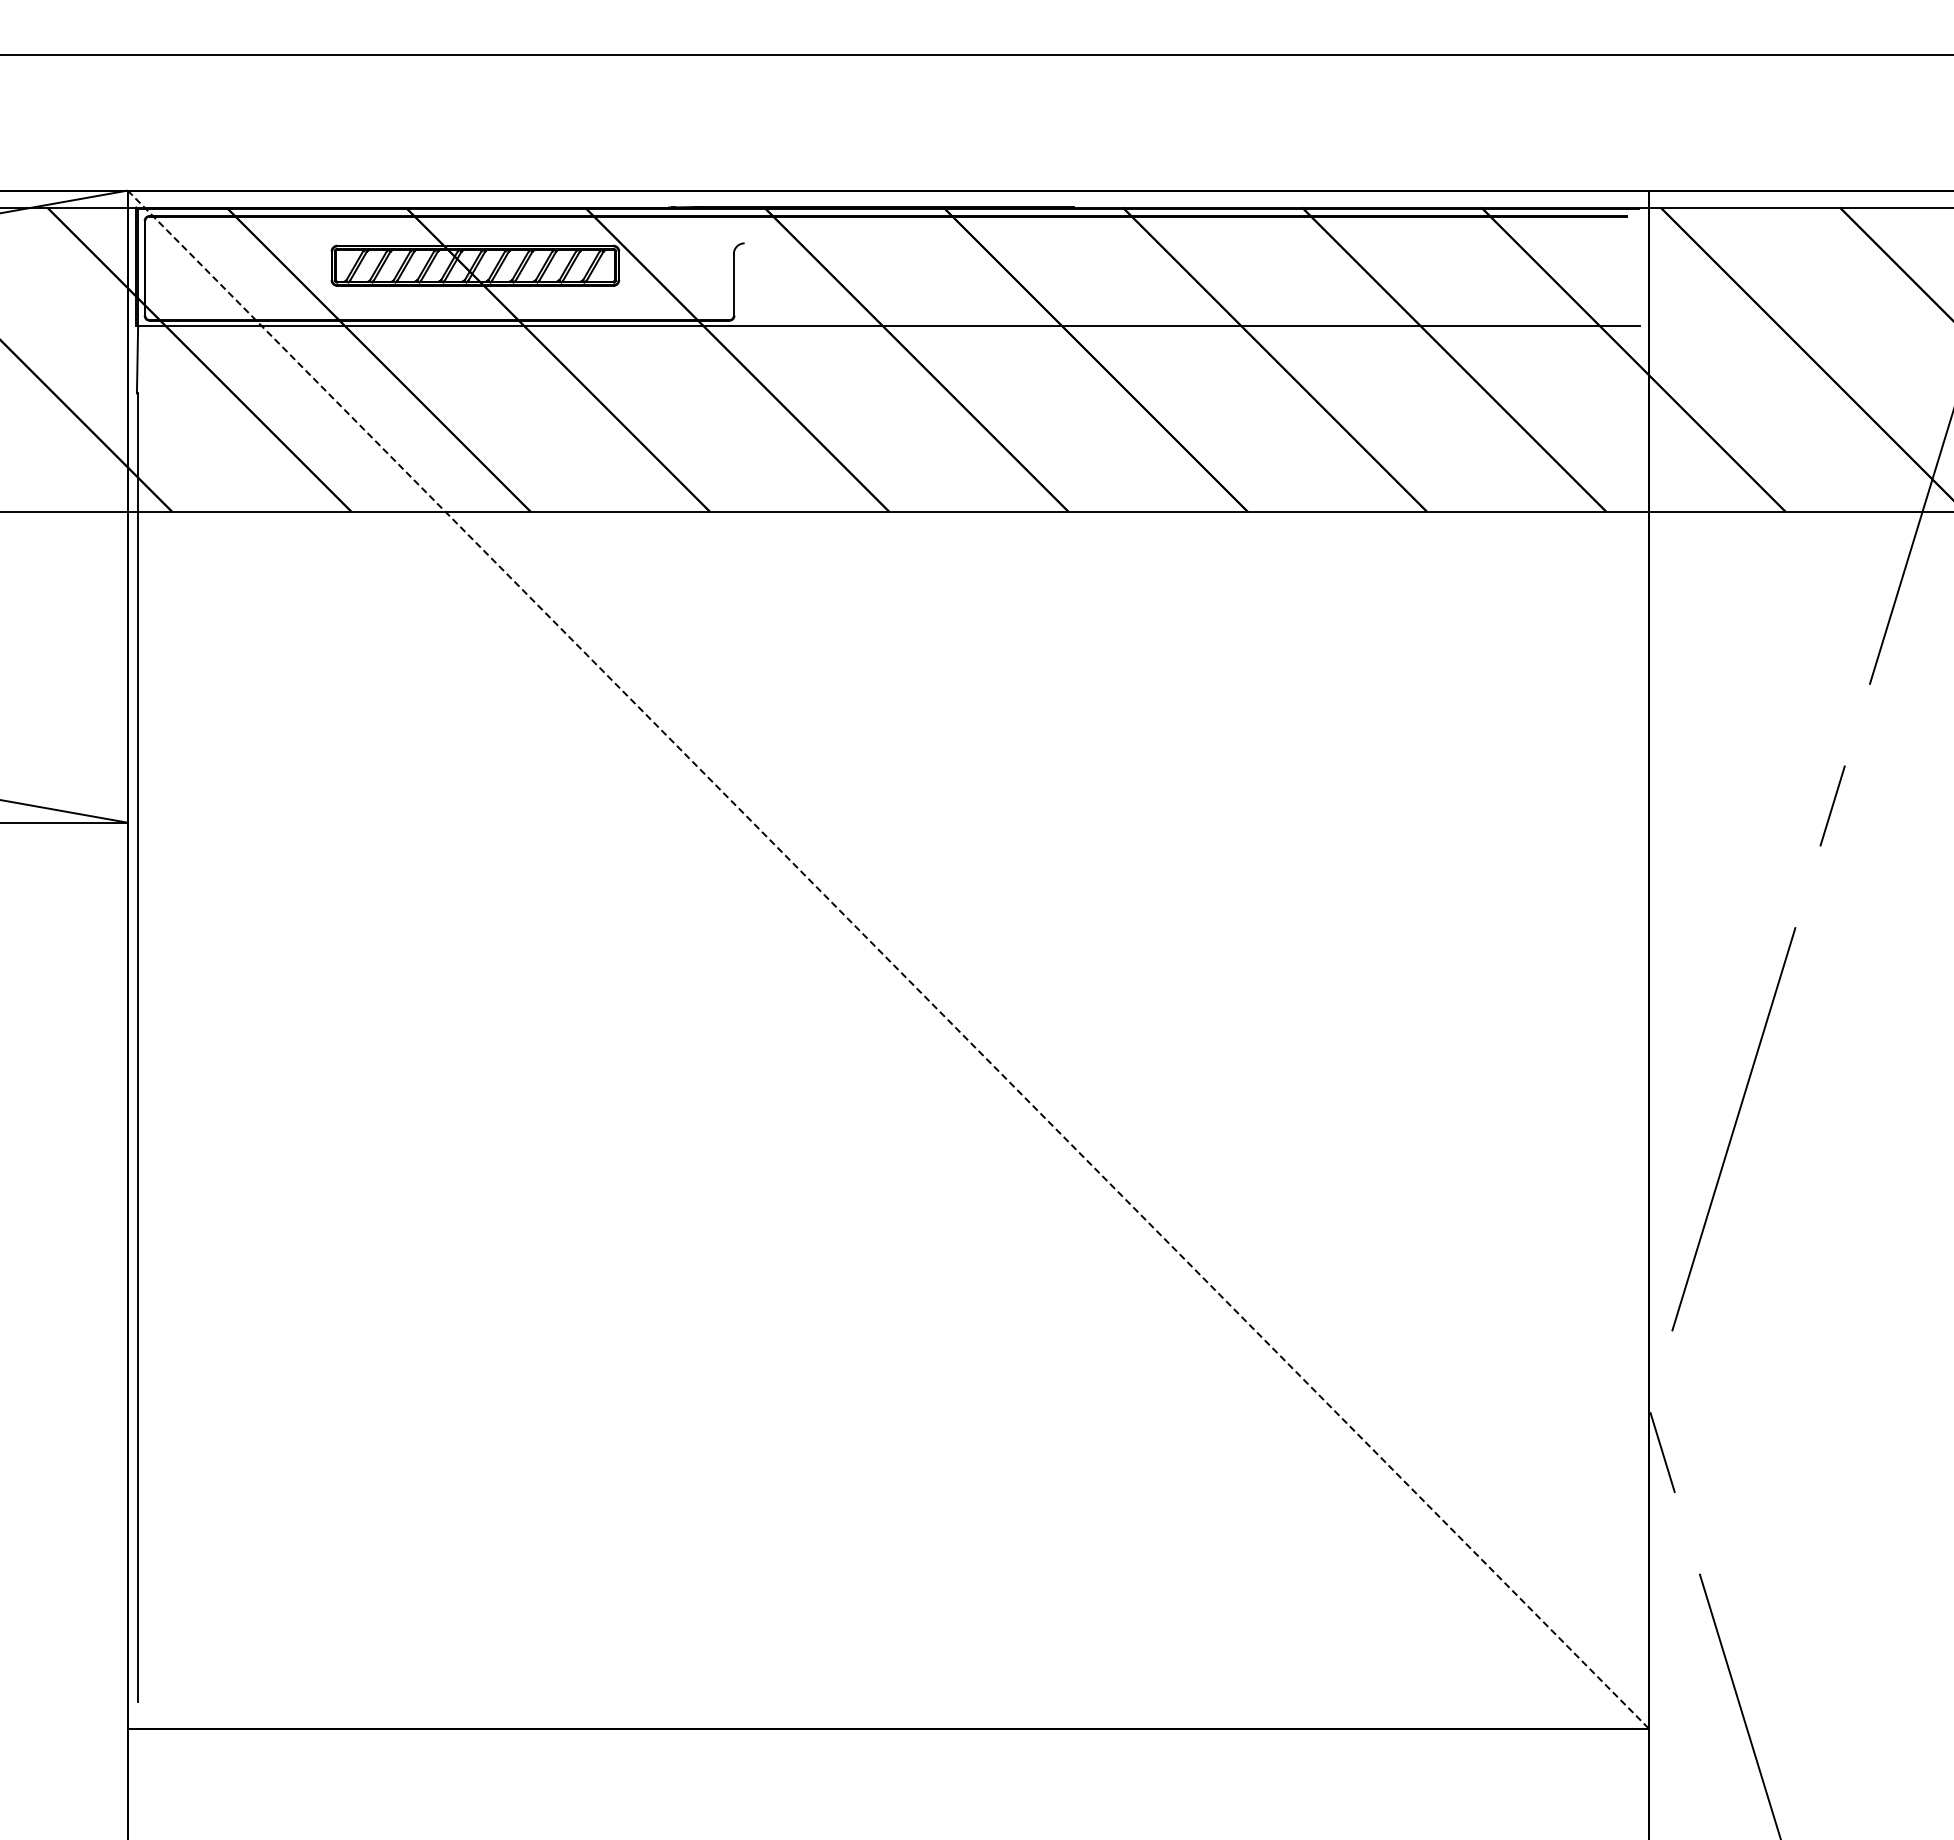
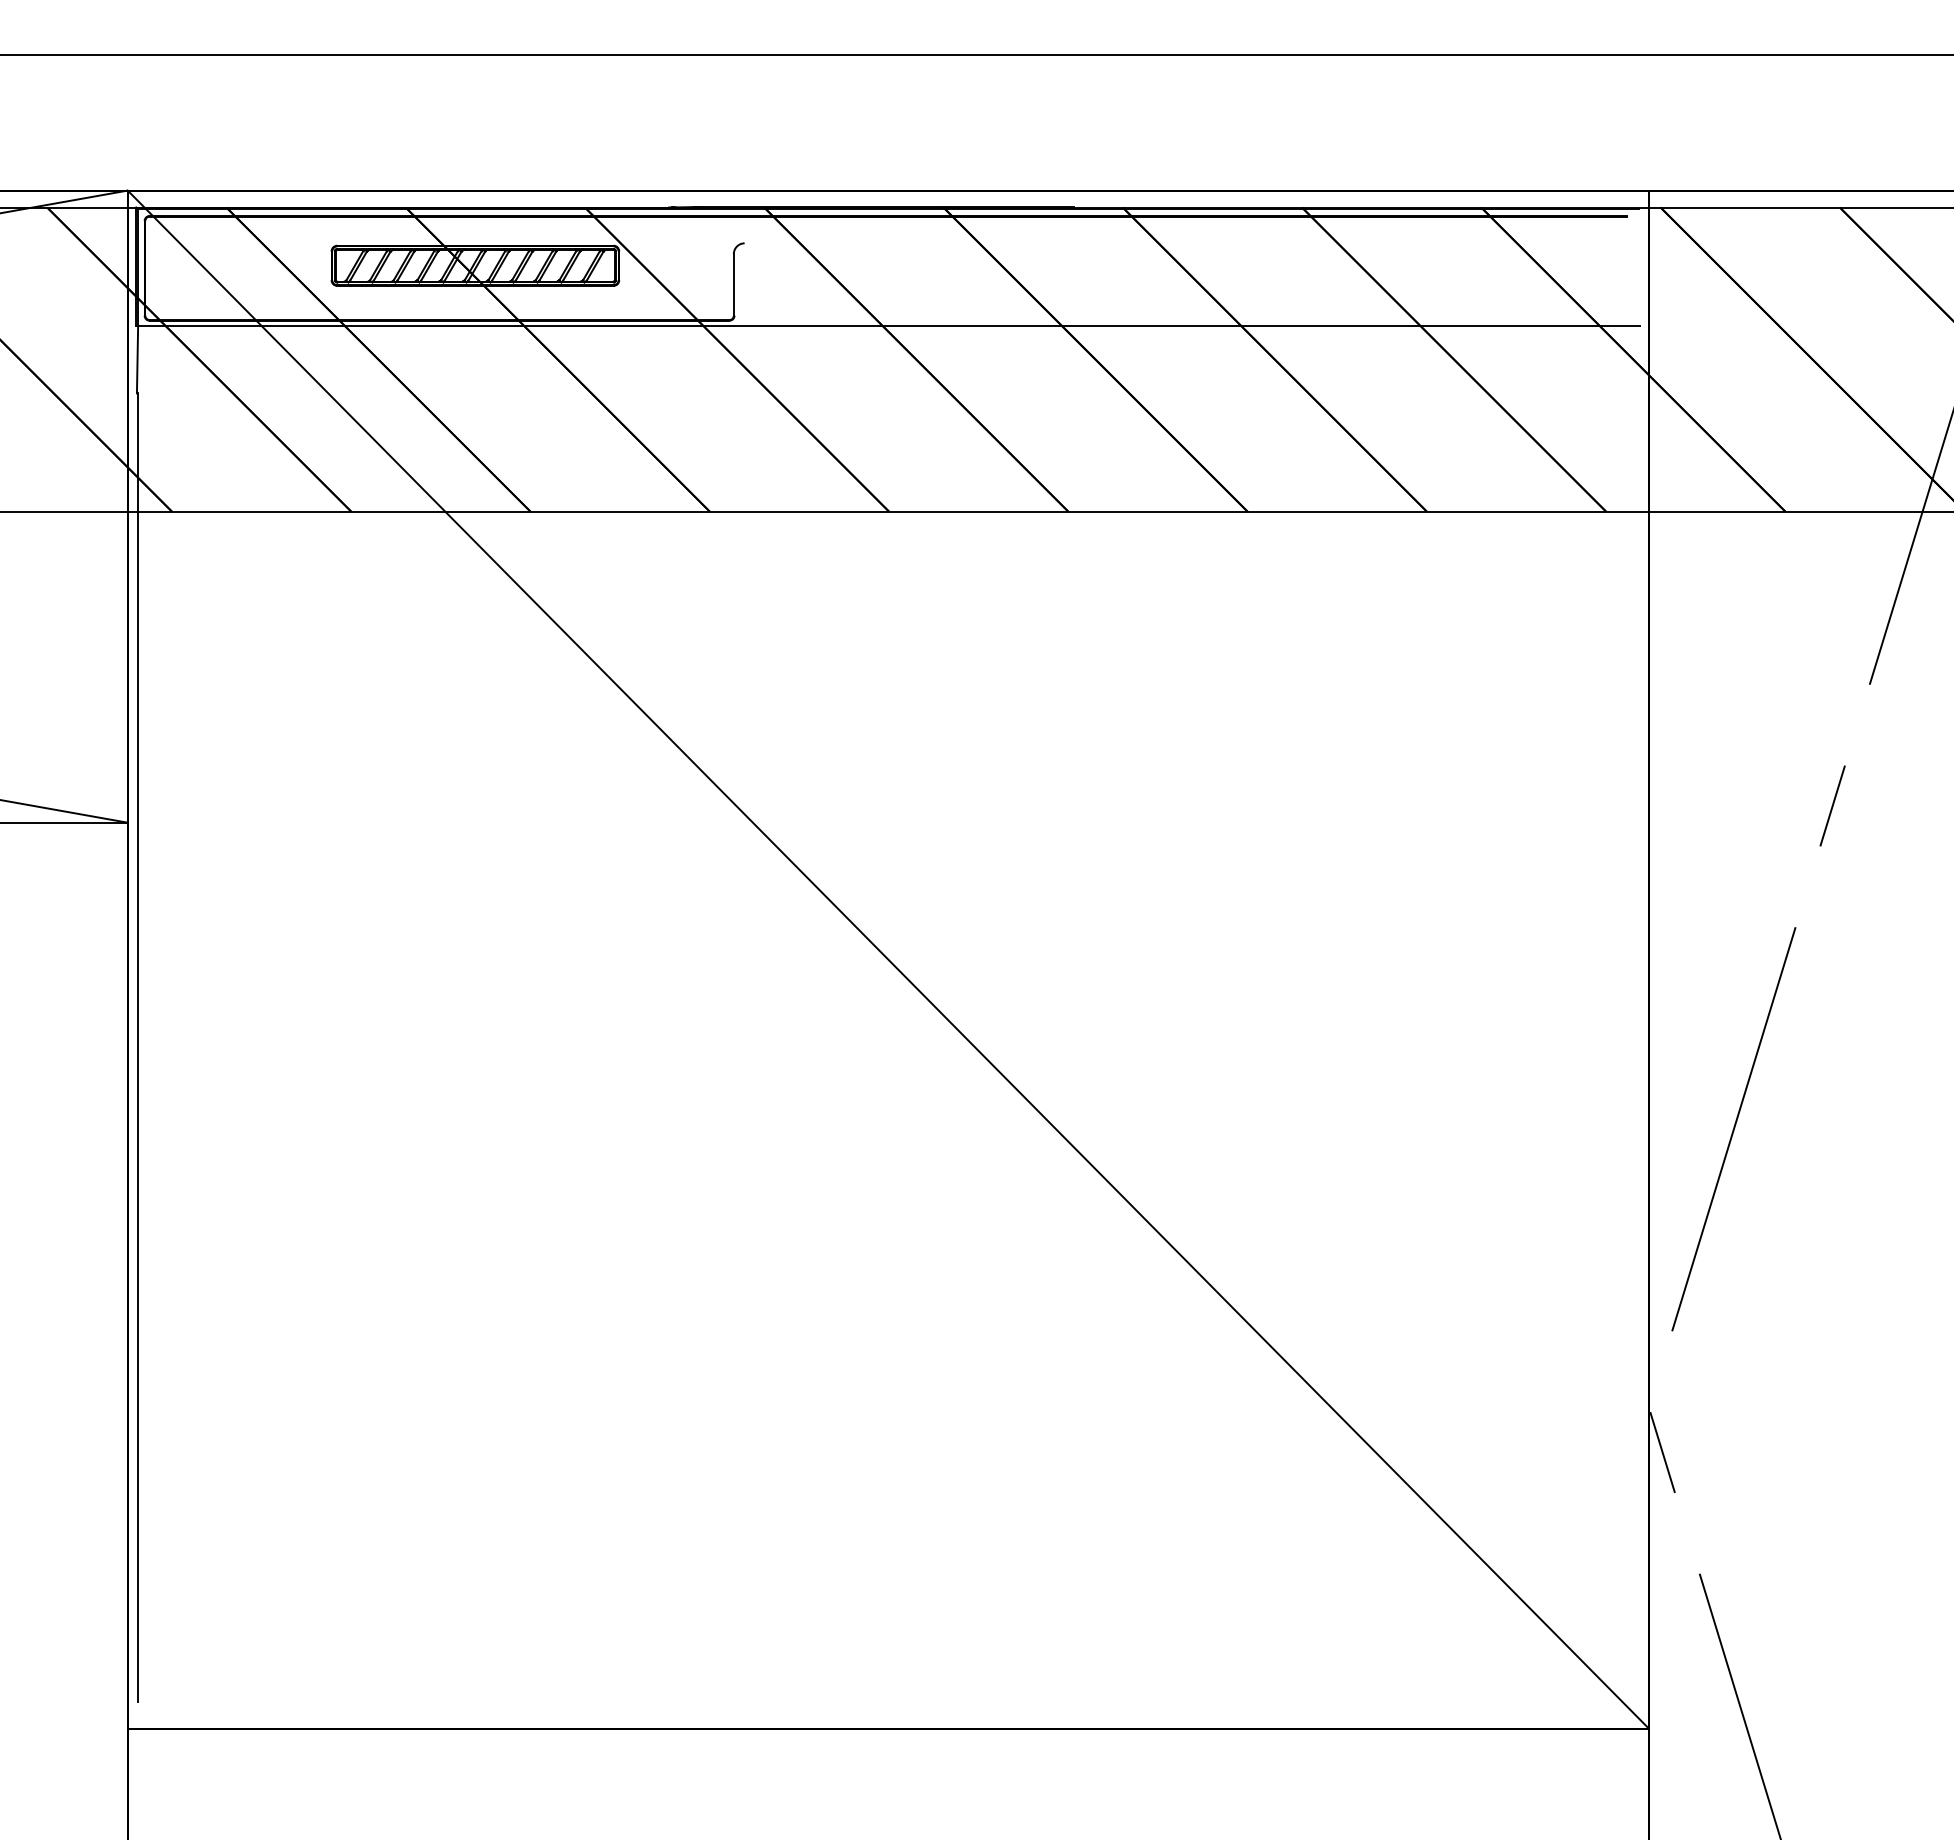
line: dashed -> solid (888, 959)
